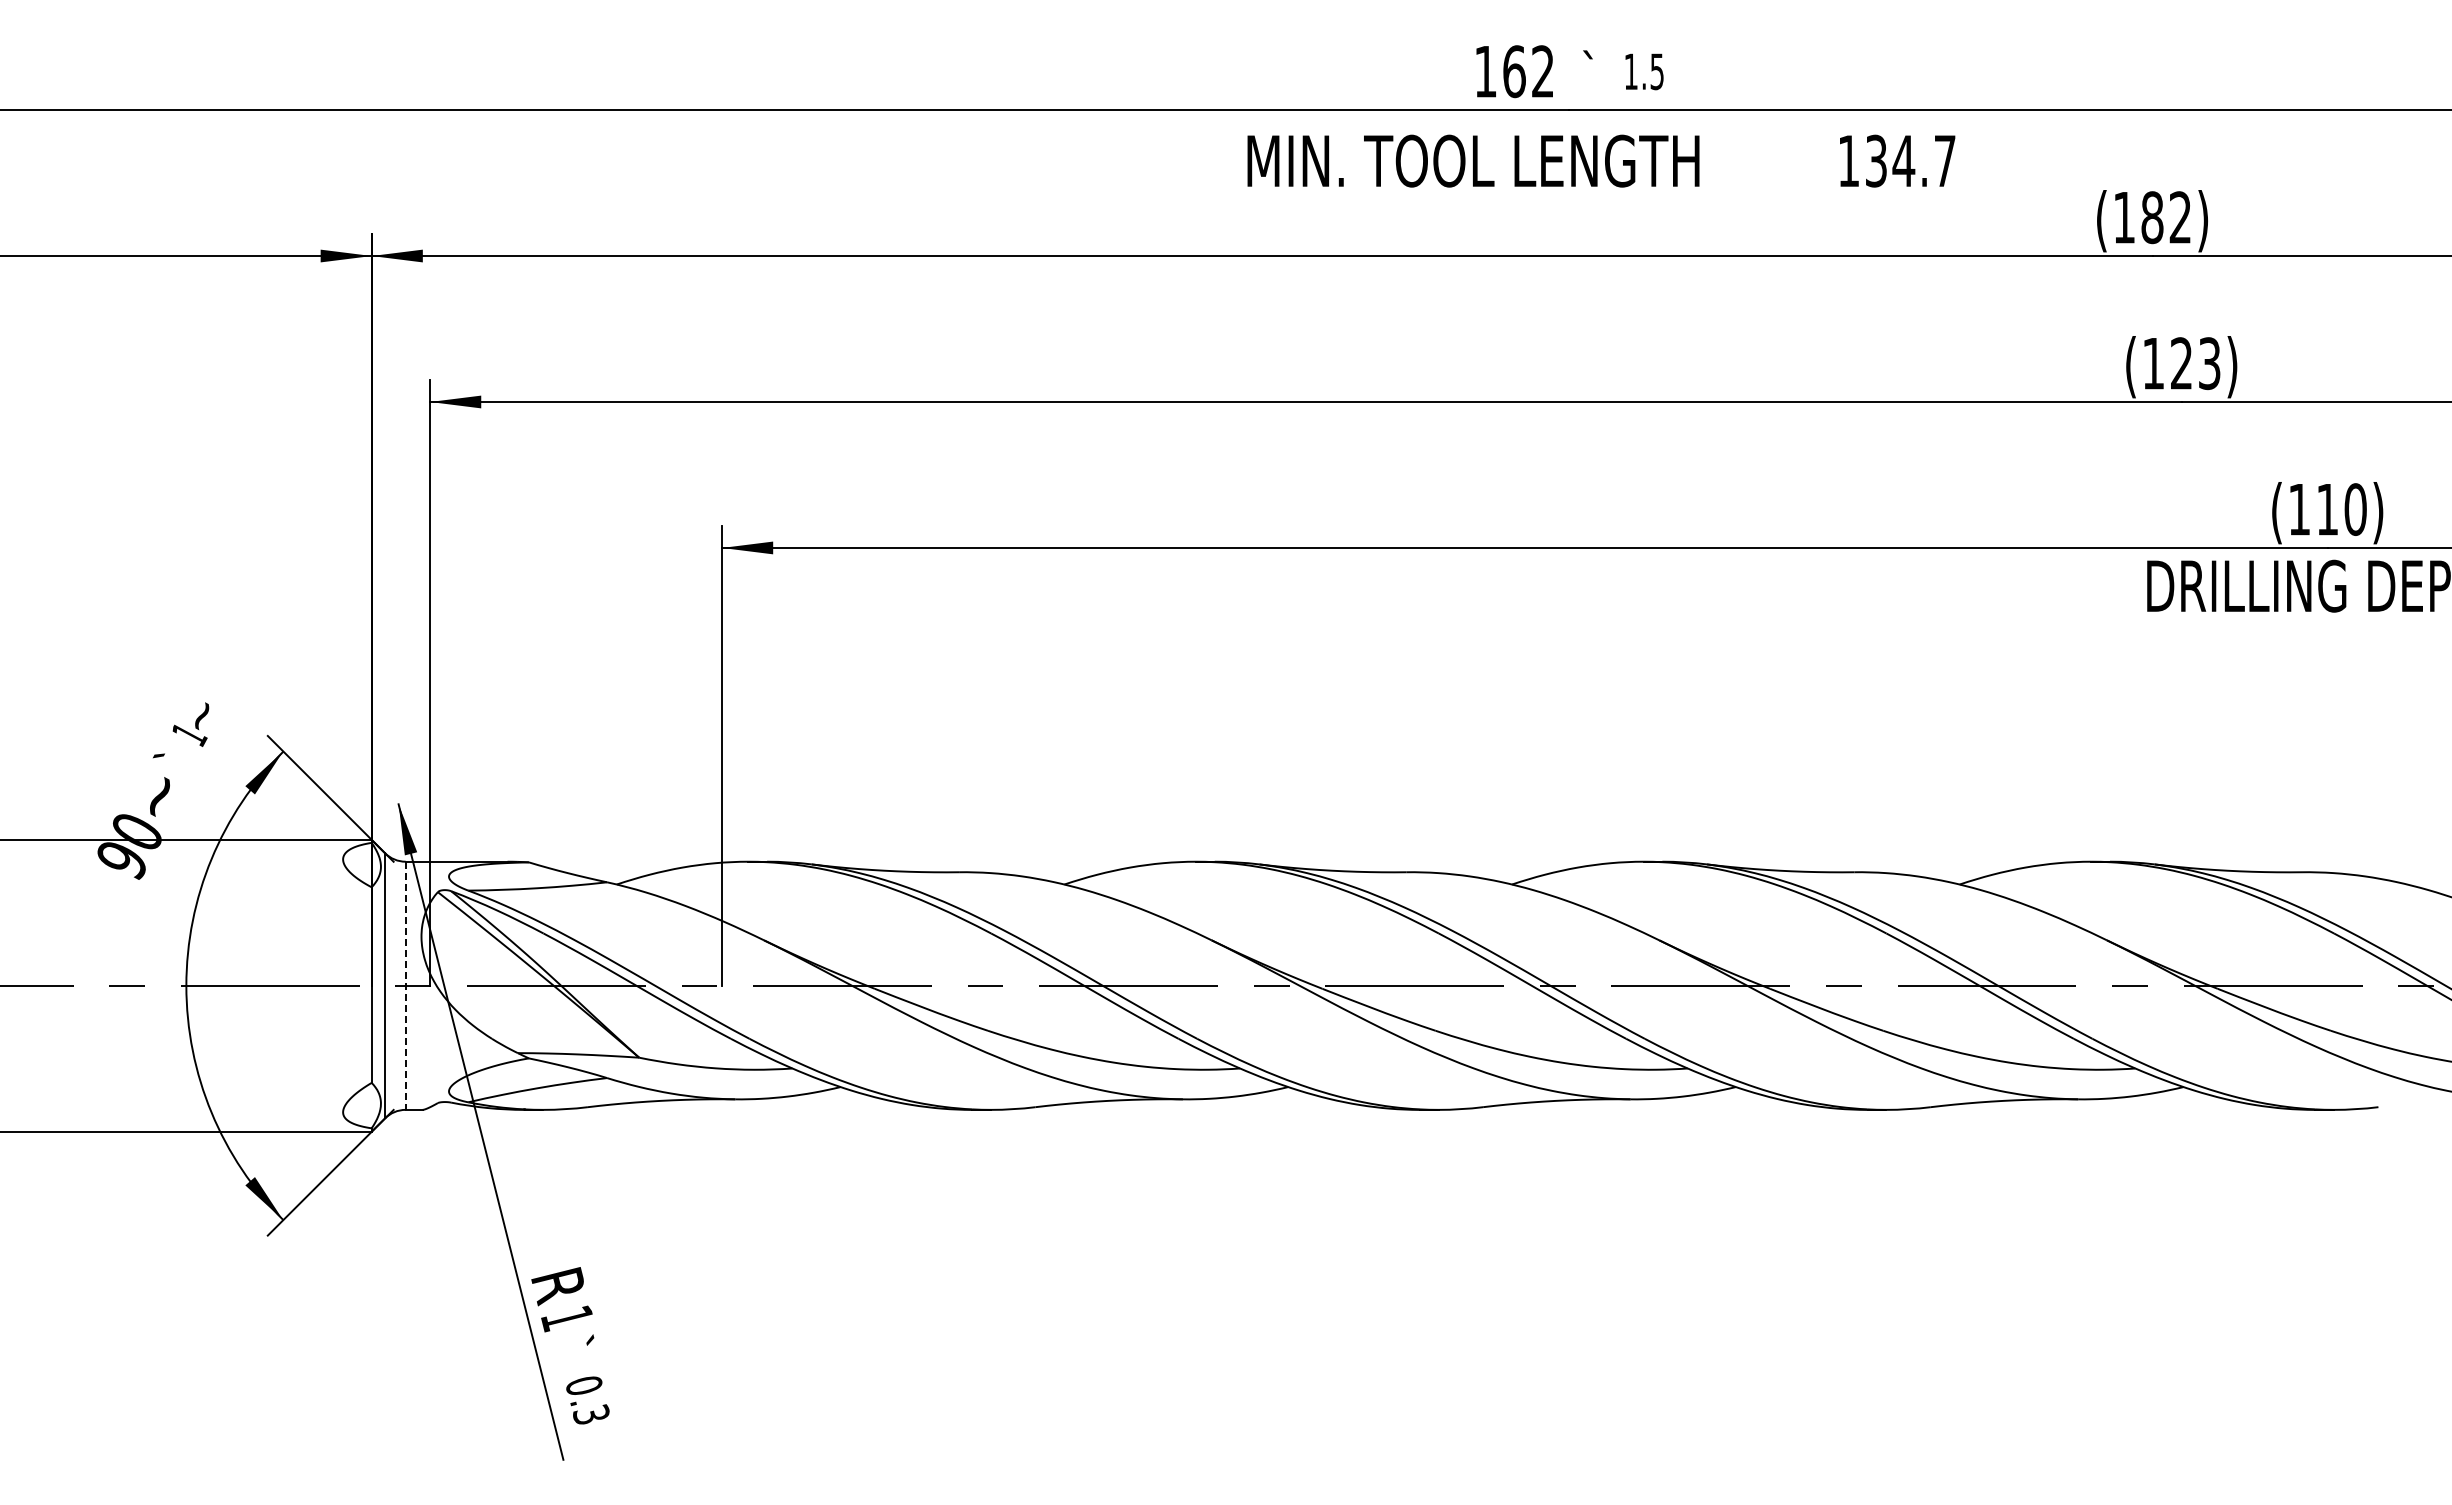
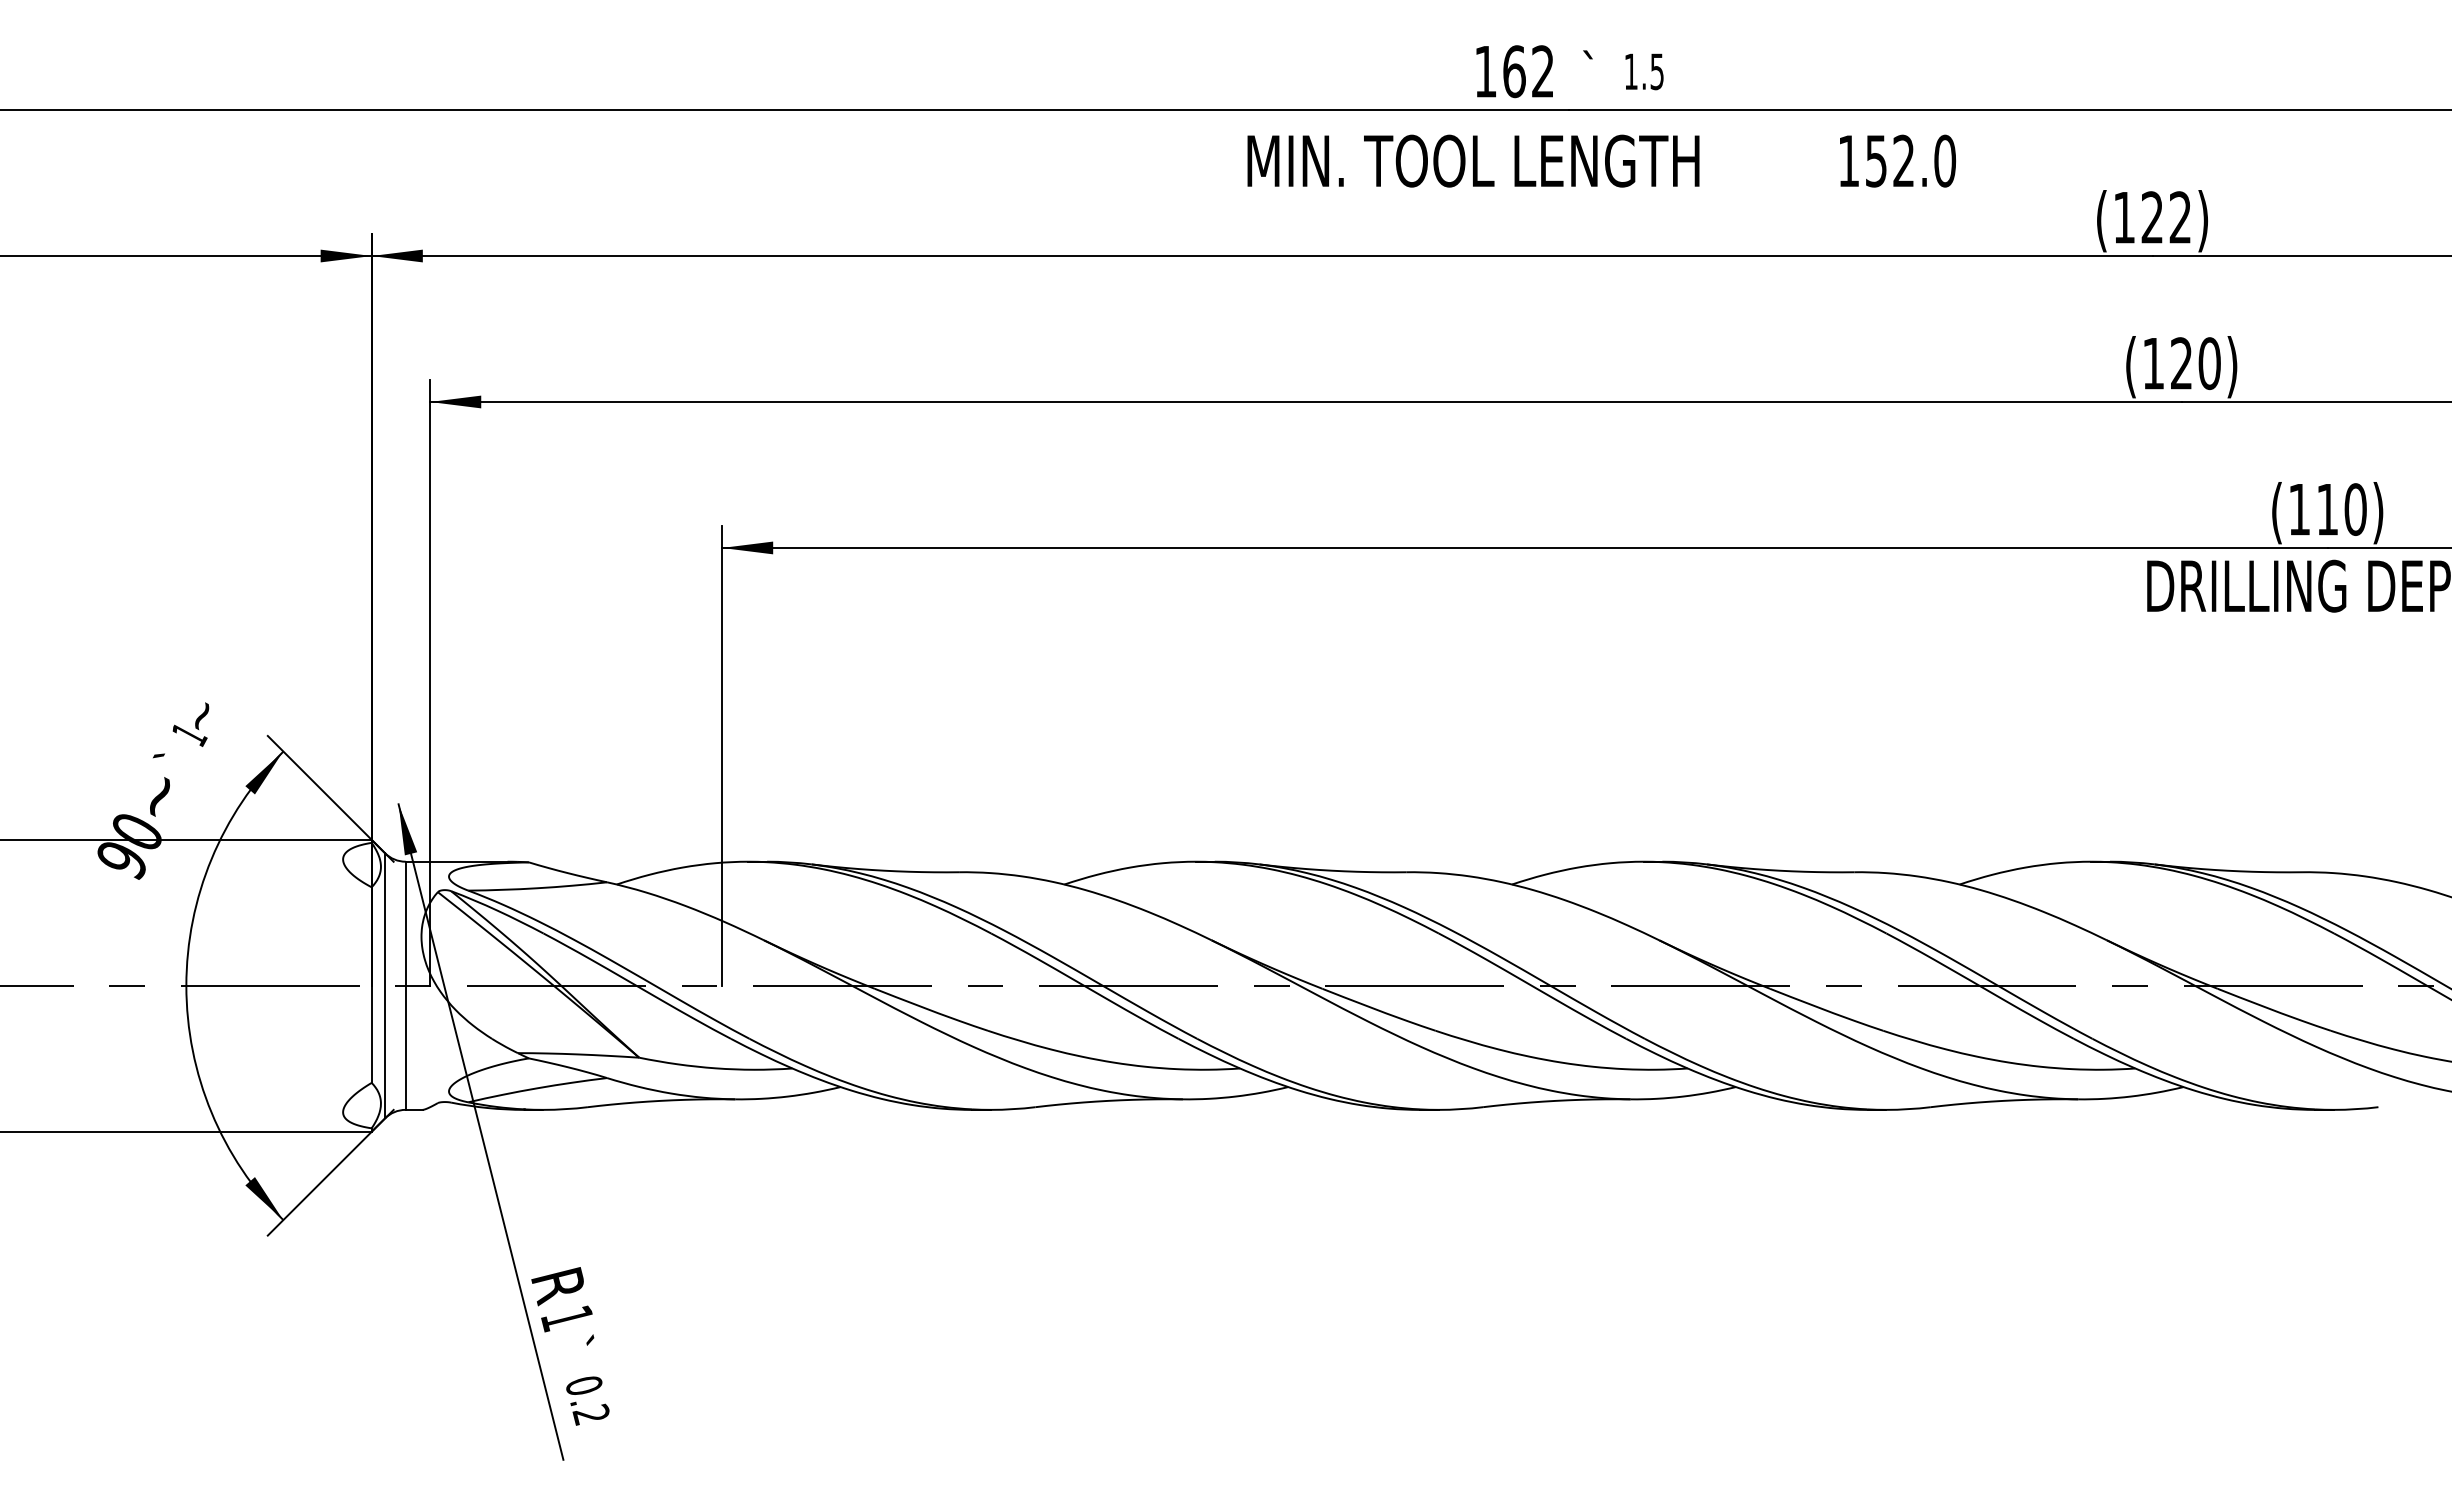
text: 134.7 -> 152.0 (1911, 160)
text: (182) -> (122) (2152, 217)
text: (123) -> (120) (2209, 363)
line: dashed -> solid (405, 986)
text: 0.3 -> 0.2 (590, 1414)
